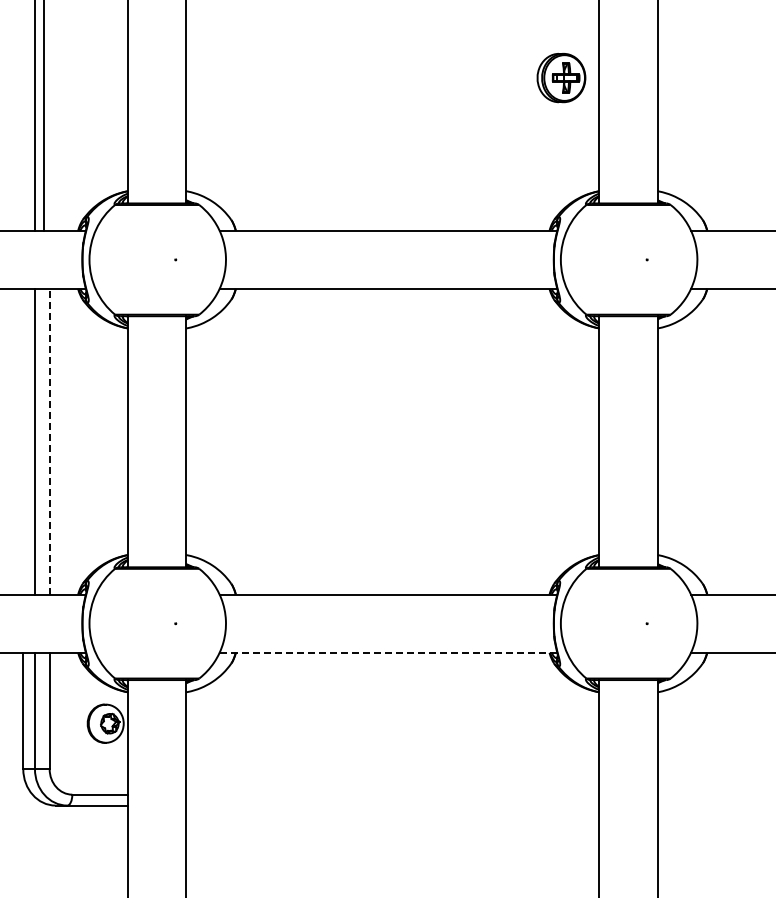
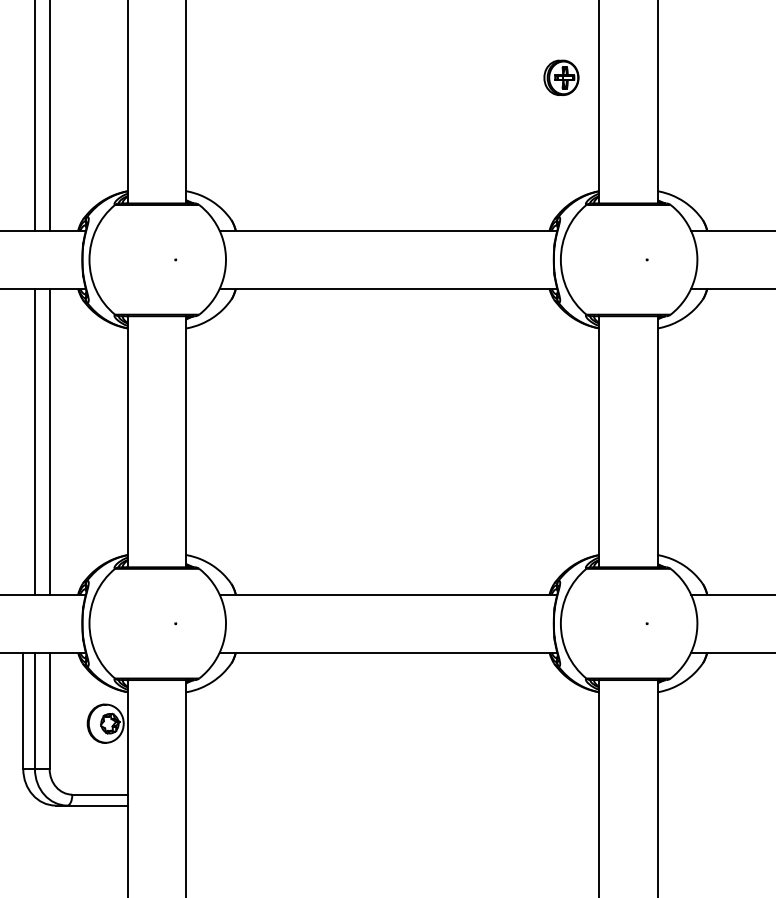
part size: 51x51 px -> 37x37 px (561, 77)
line position: (43, 116) -> (49, 116) (49, 116)
line: dashed -> solid (49, 441)
line: dashed -> solid (388, 652)
